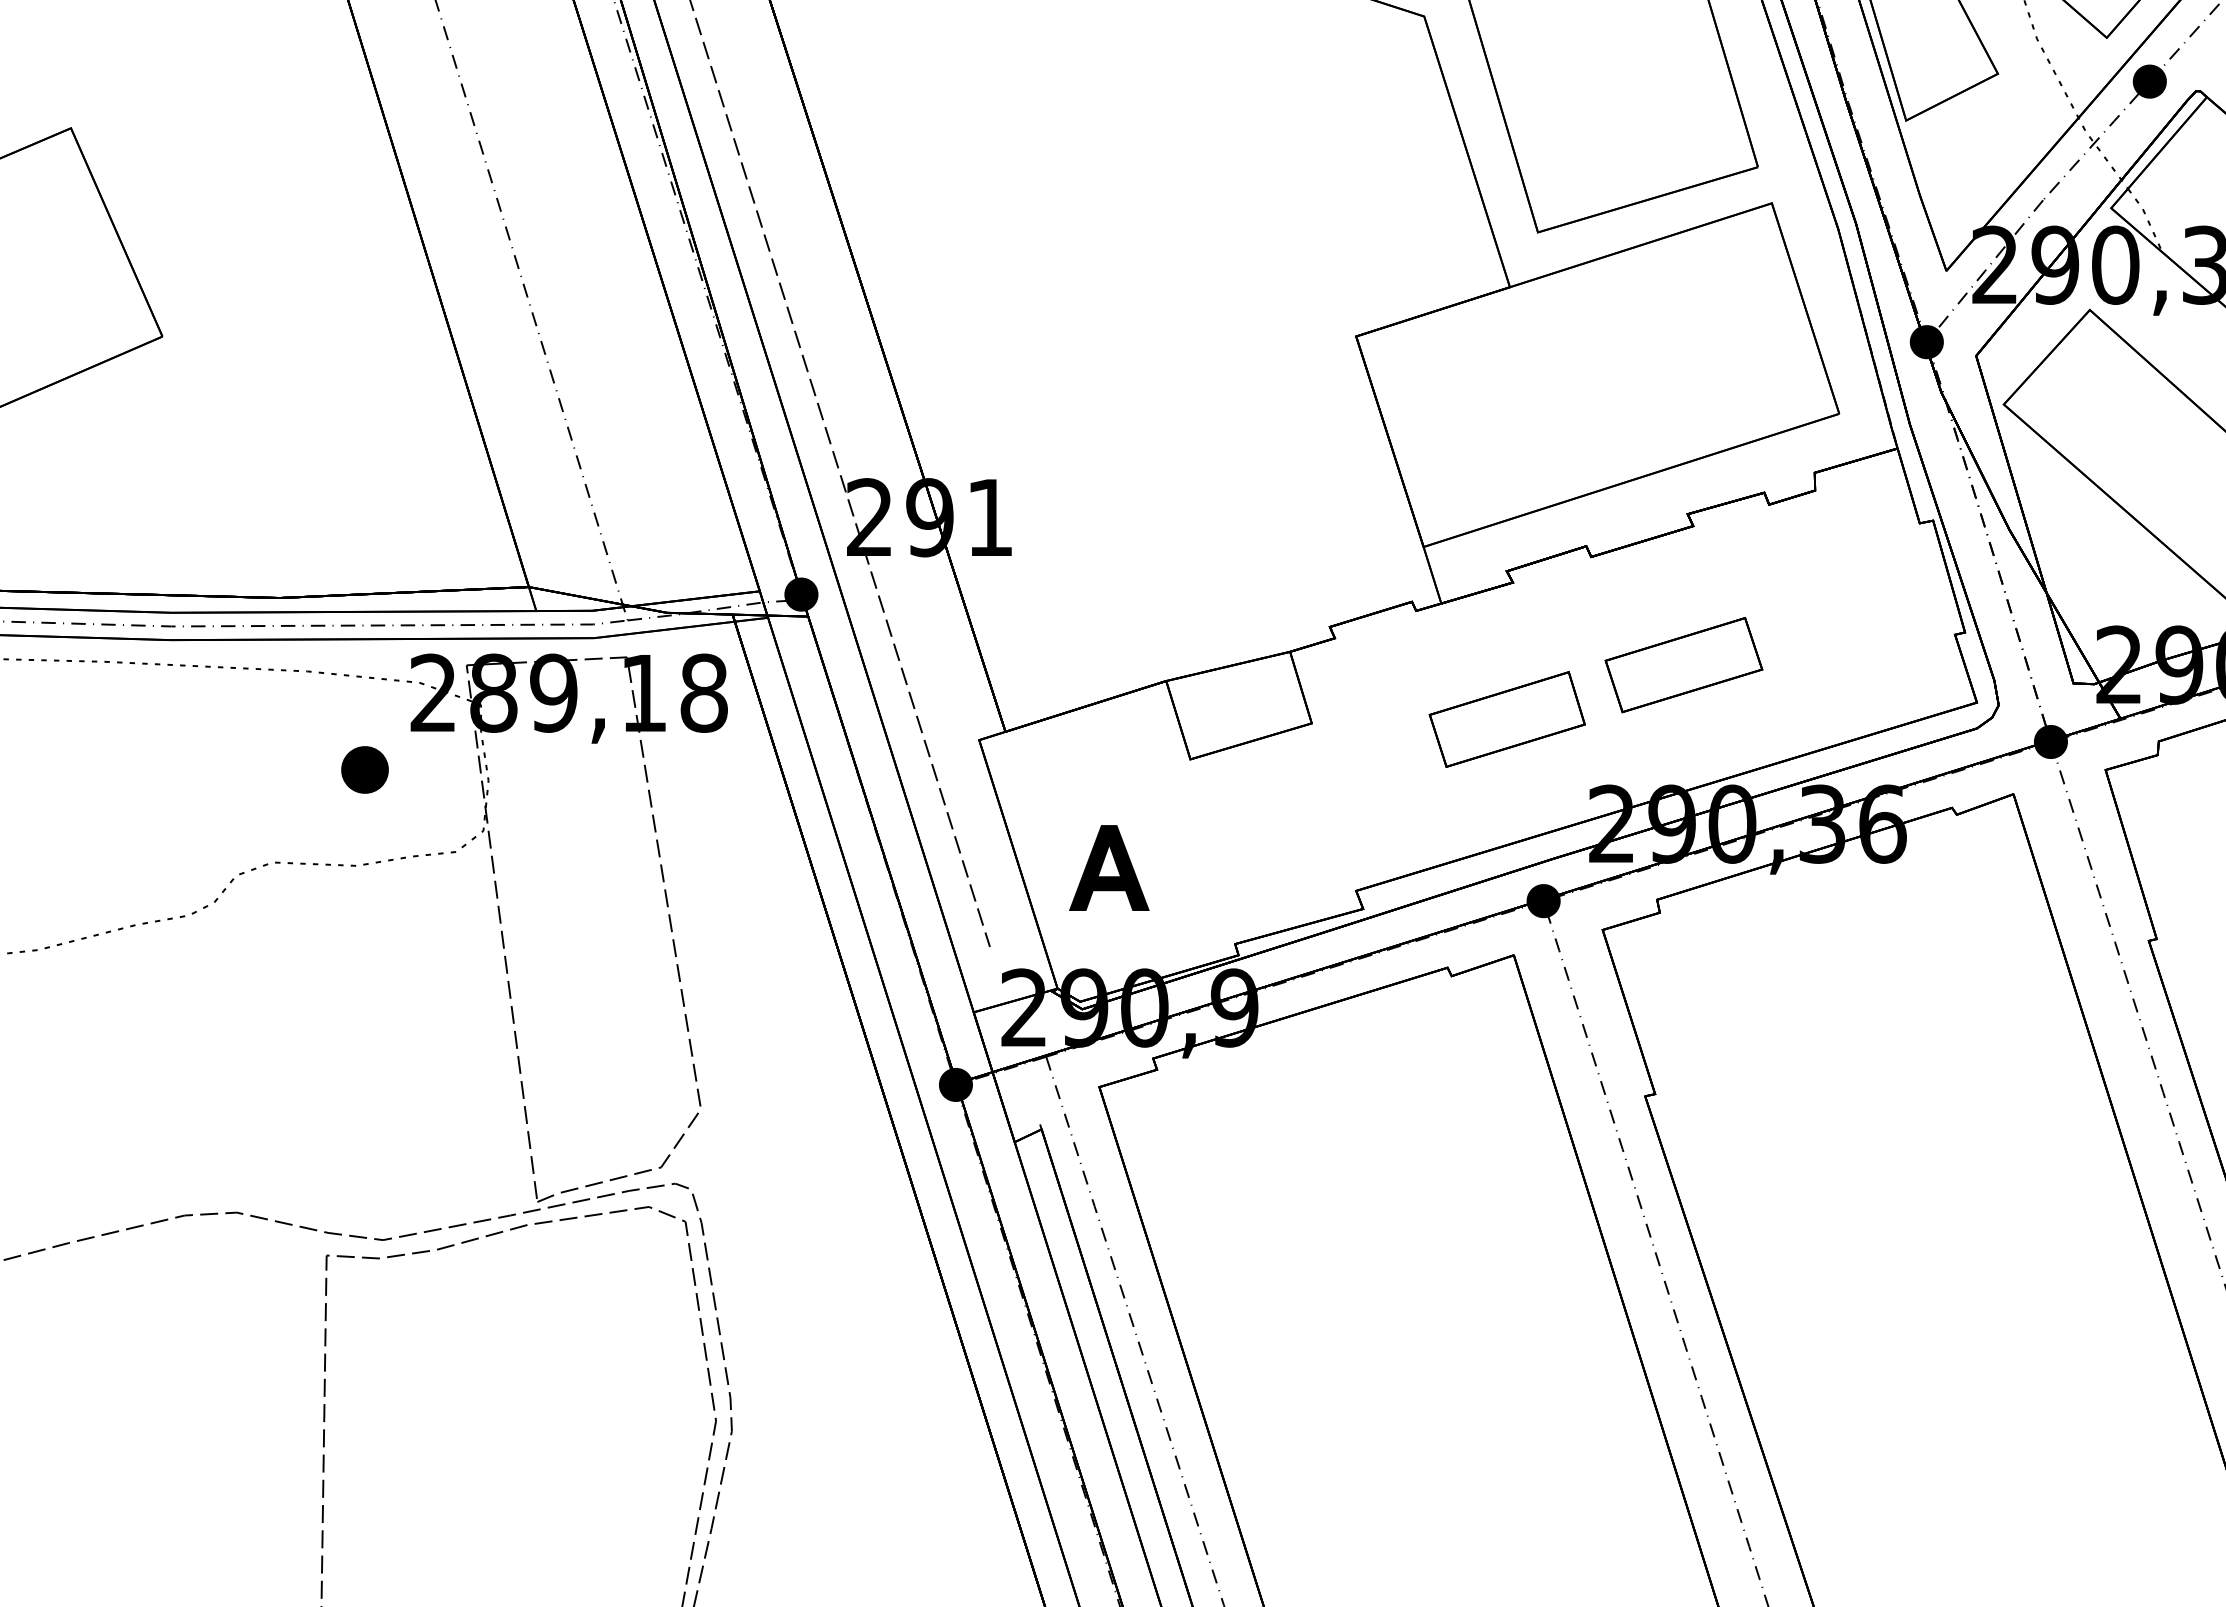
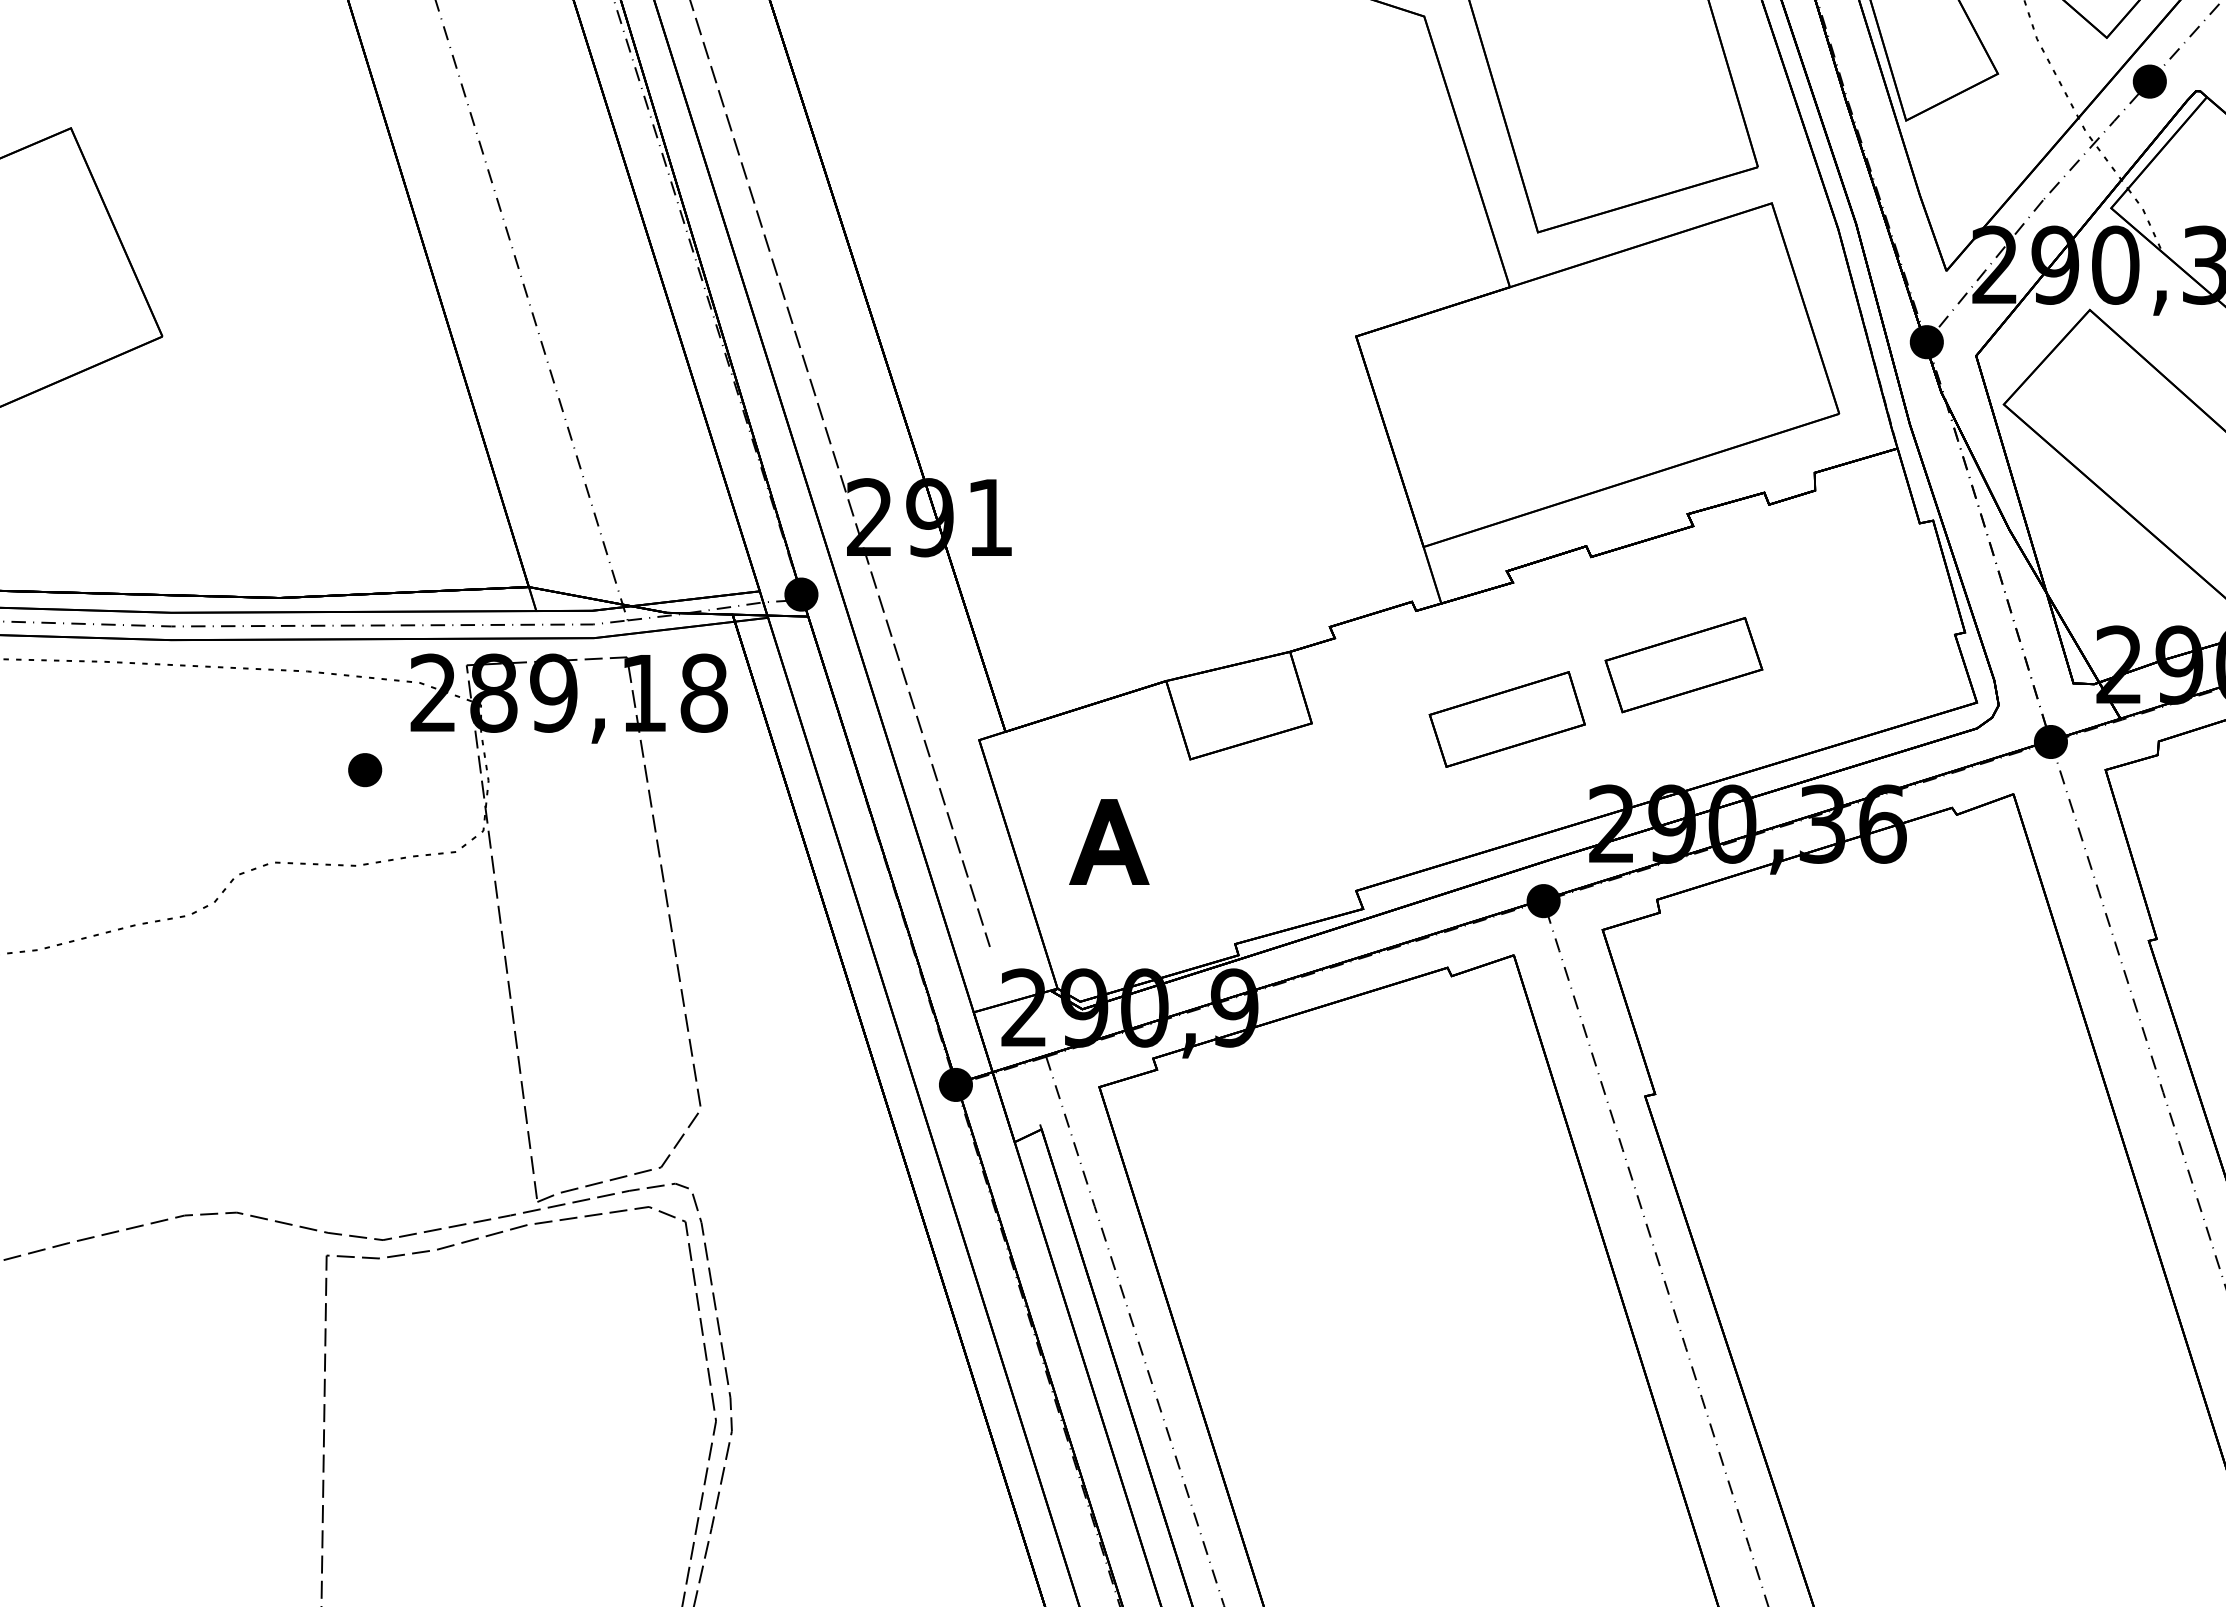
part size: 48x48 px -> 35x35 px (365, 770)
part position: (1109, 867) -> (1109, 841) (1109, 841)
